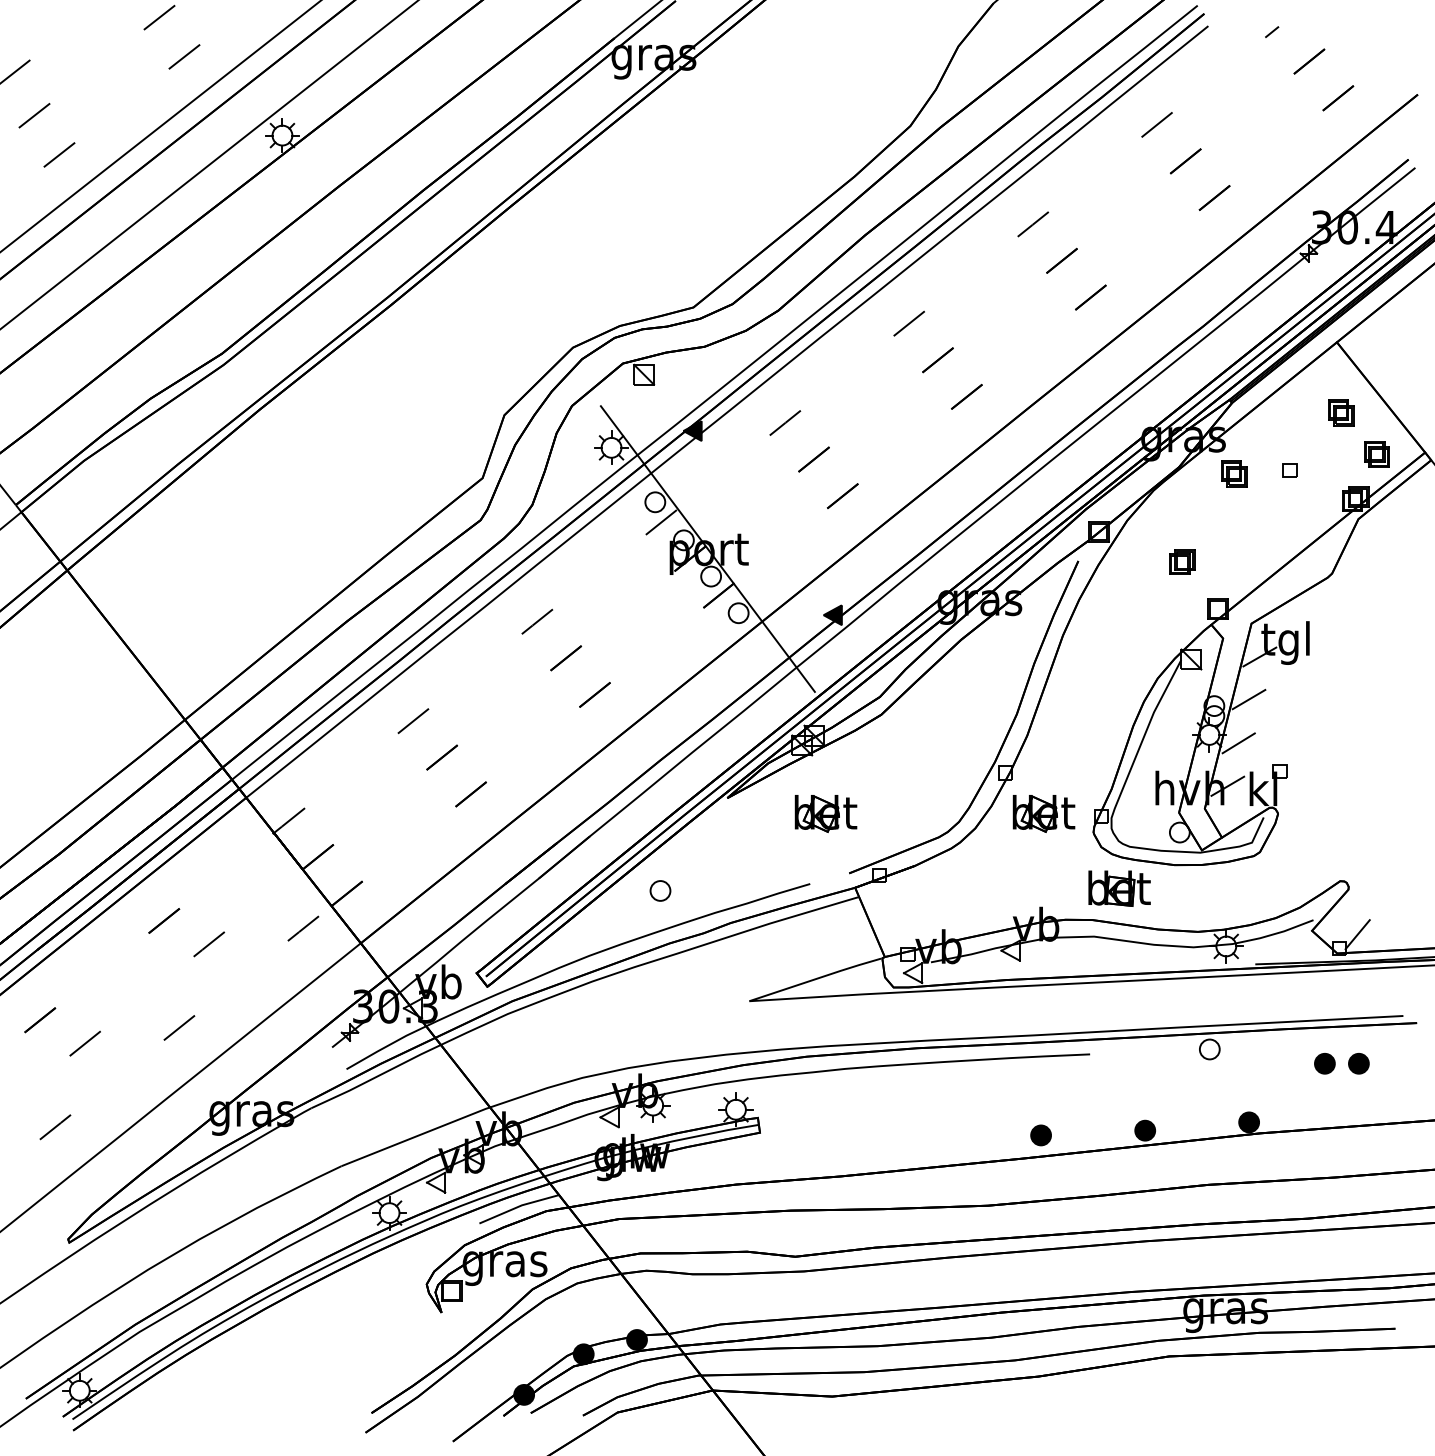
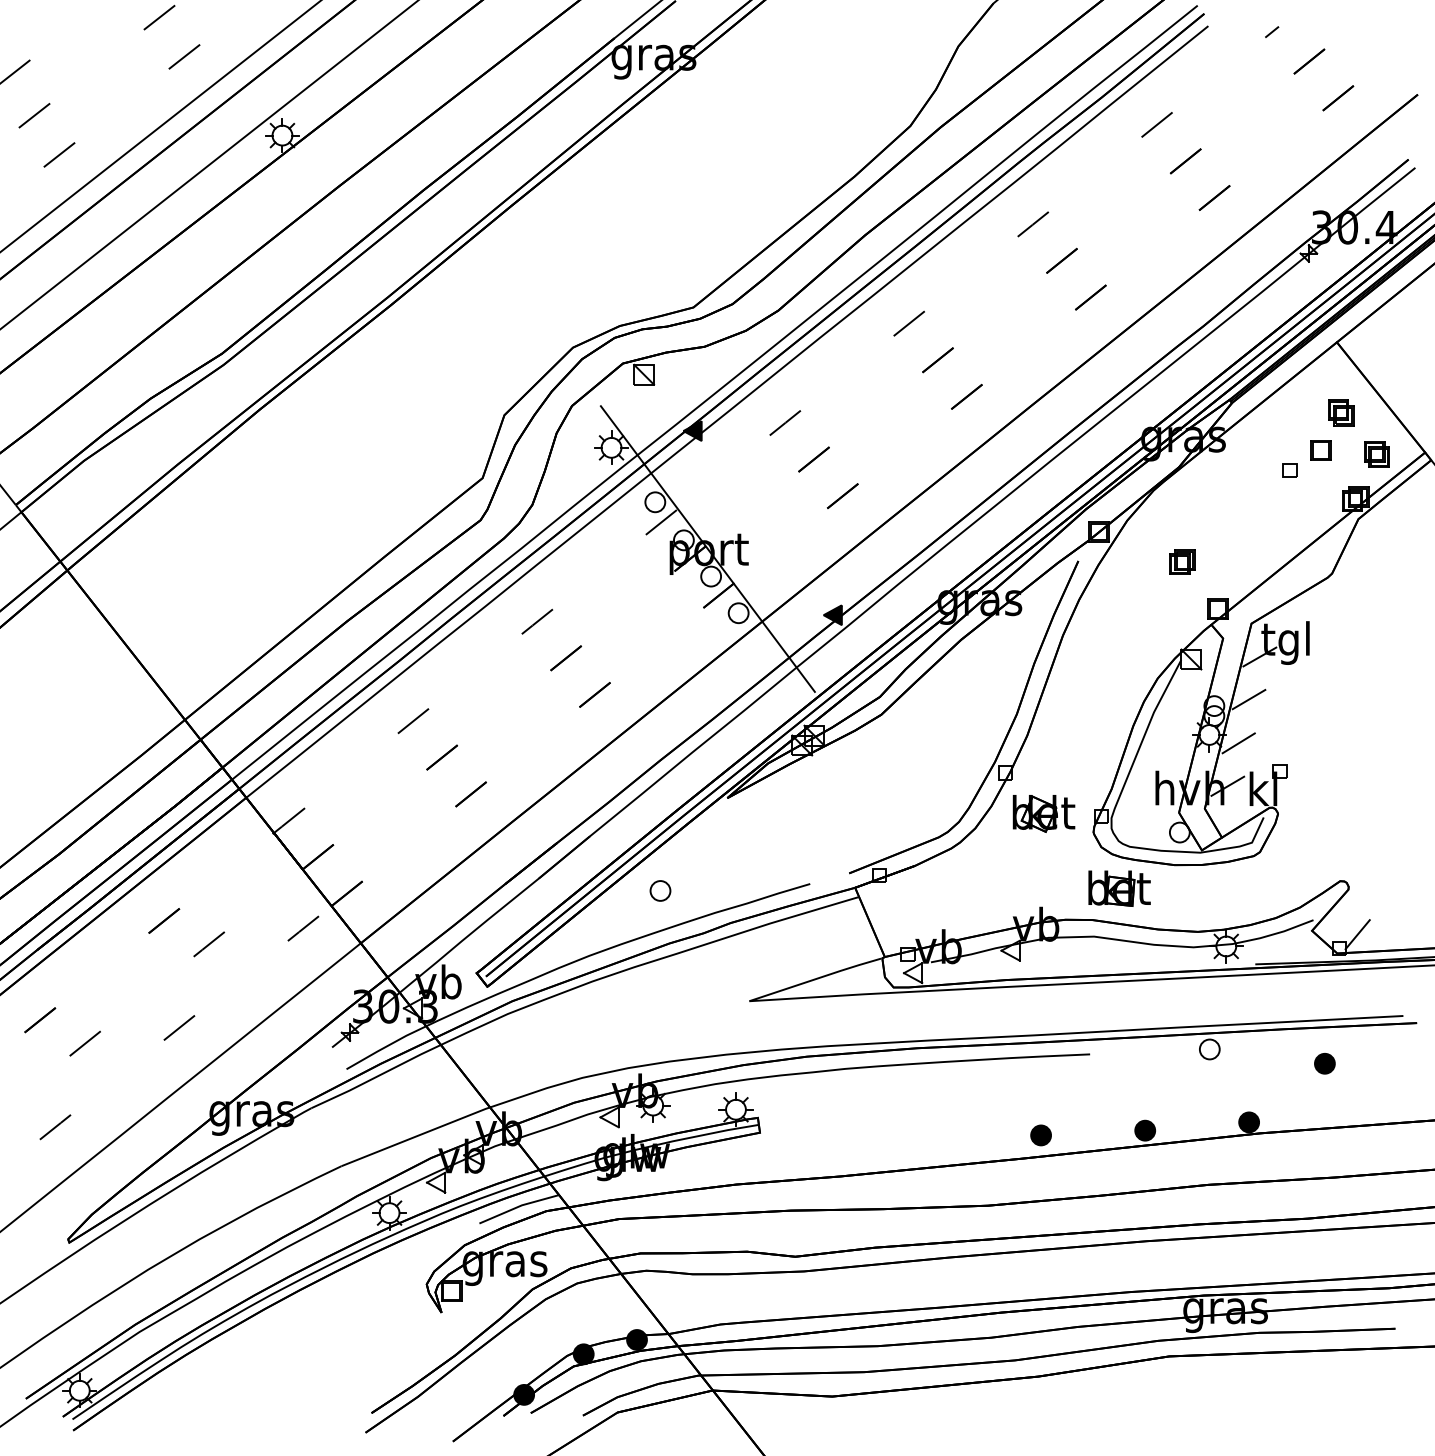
part: none -> present (1320, 450)
part: present -> none (1234, 473)
part: present -> none (825, 813)
part: present -> none (1358, 1063)
